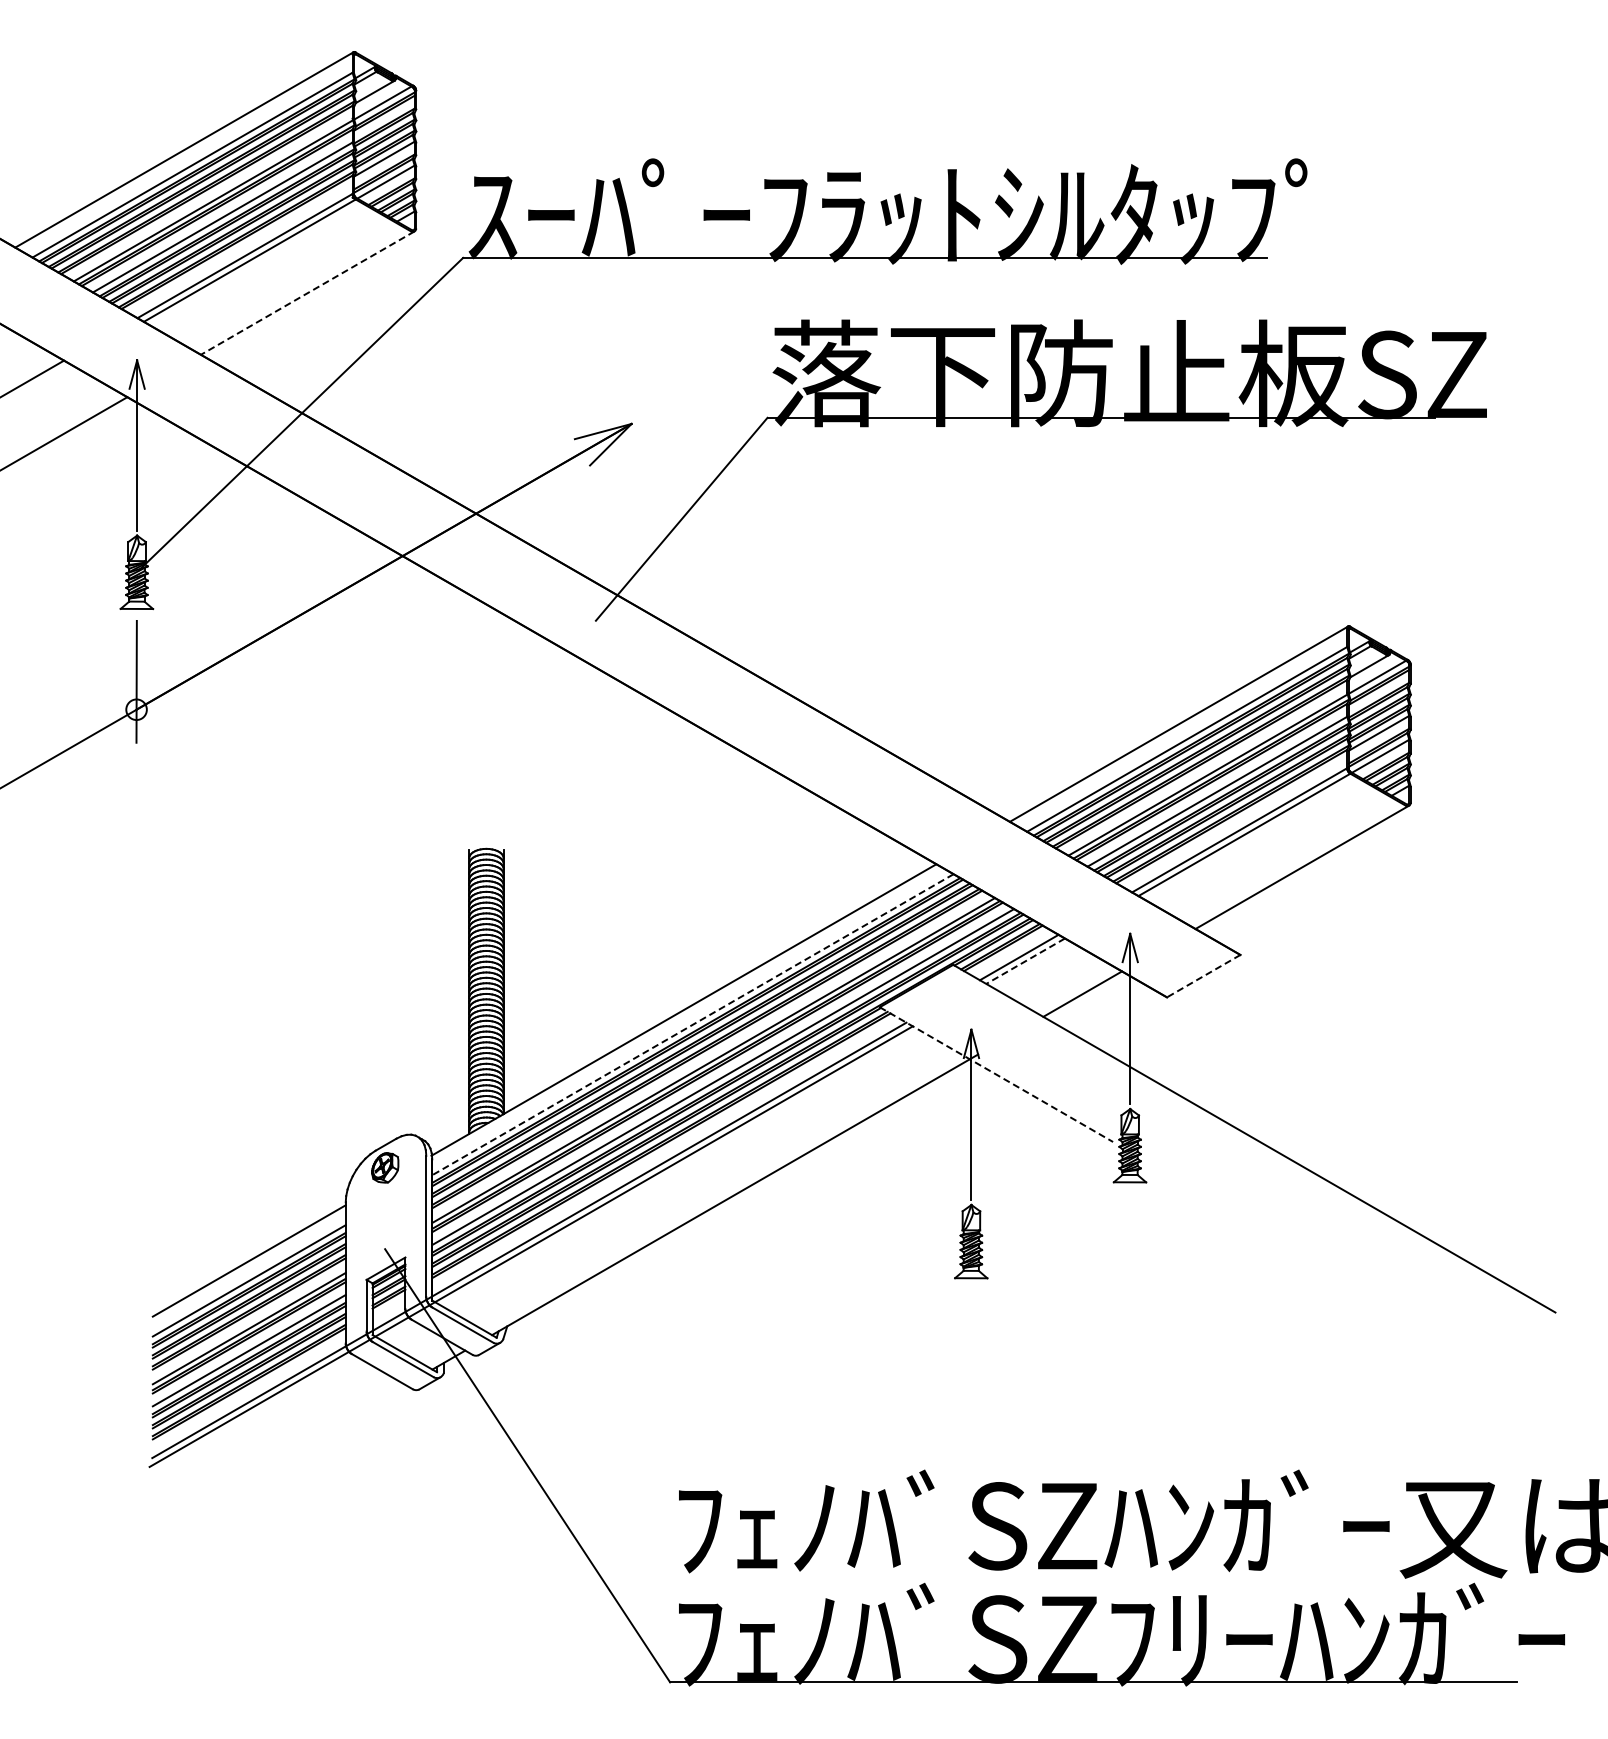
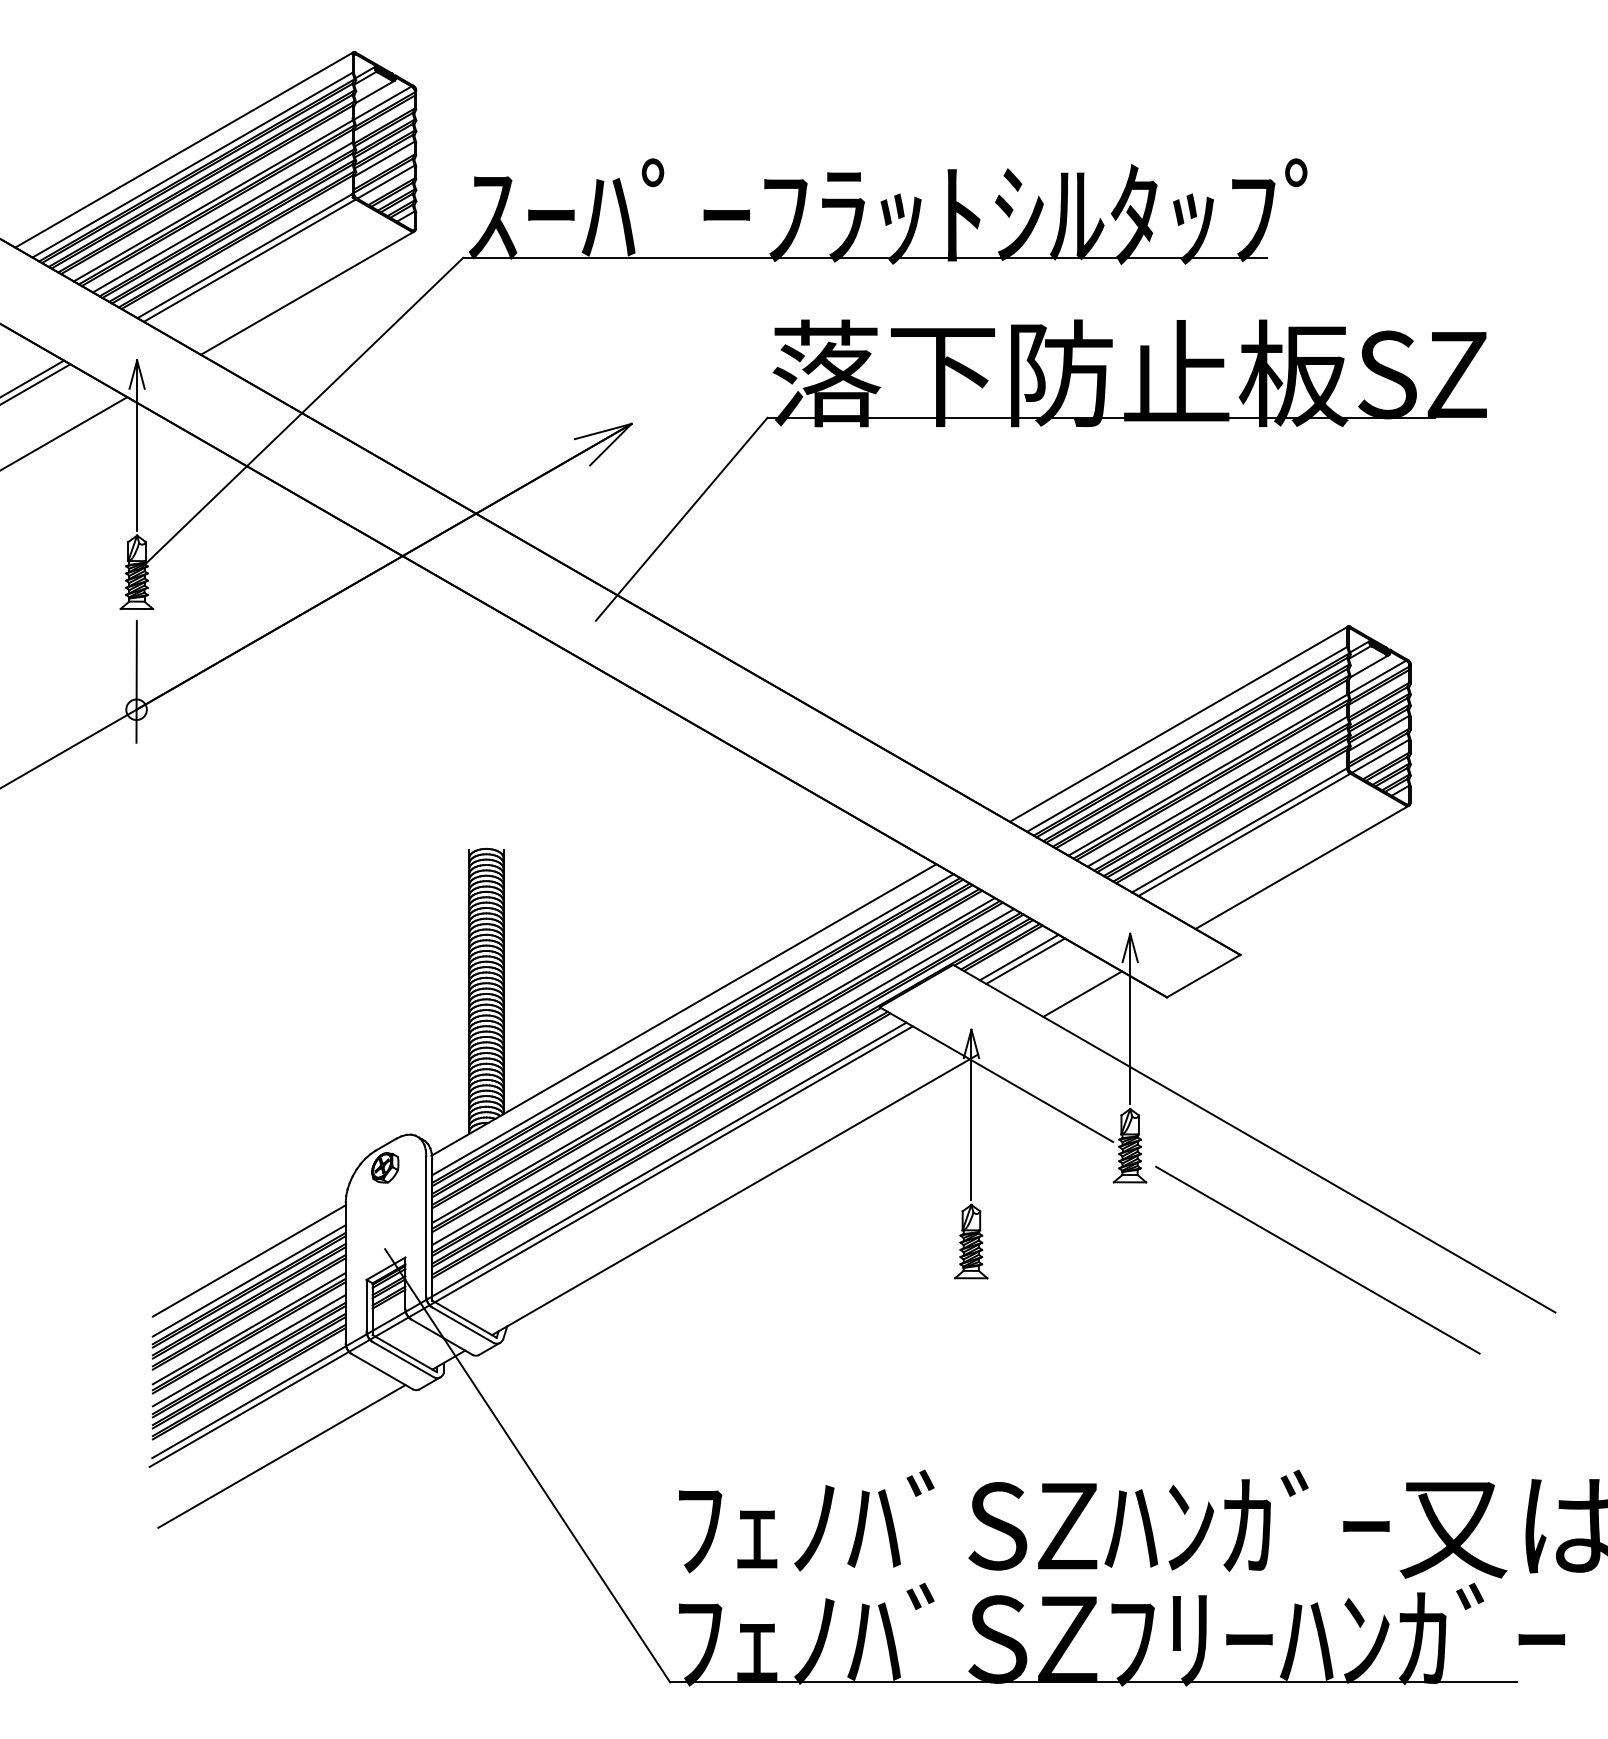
line: dashed -> solid (307, 293)
line: none -> present (36, 383)
line: dashed -> solid (1025, 961)
line: dashed -> solid (1203, 976)
line: dashed -> solid (692, 1024)
line: dashed -> solid (996, 1074)
line: none -> present (1317, 1259)
line: none -> present (281, 1456)
